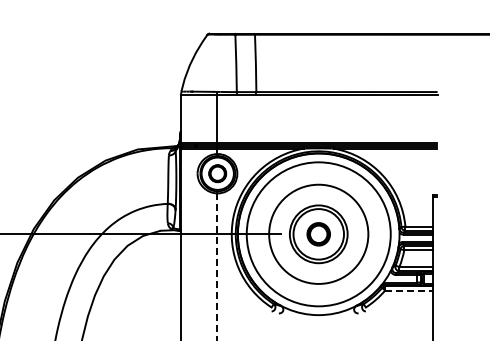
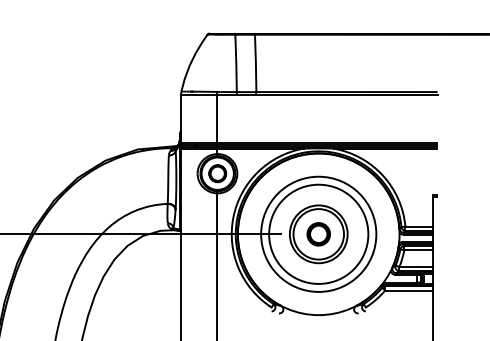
circle diameter: 144 px -> 115 px (318, 233)
line: dashed -> solid (217, 266)
line: dashed -> solid (409, 290)
